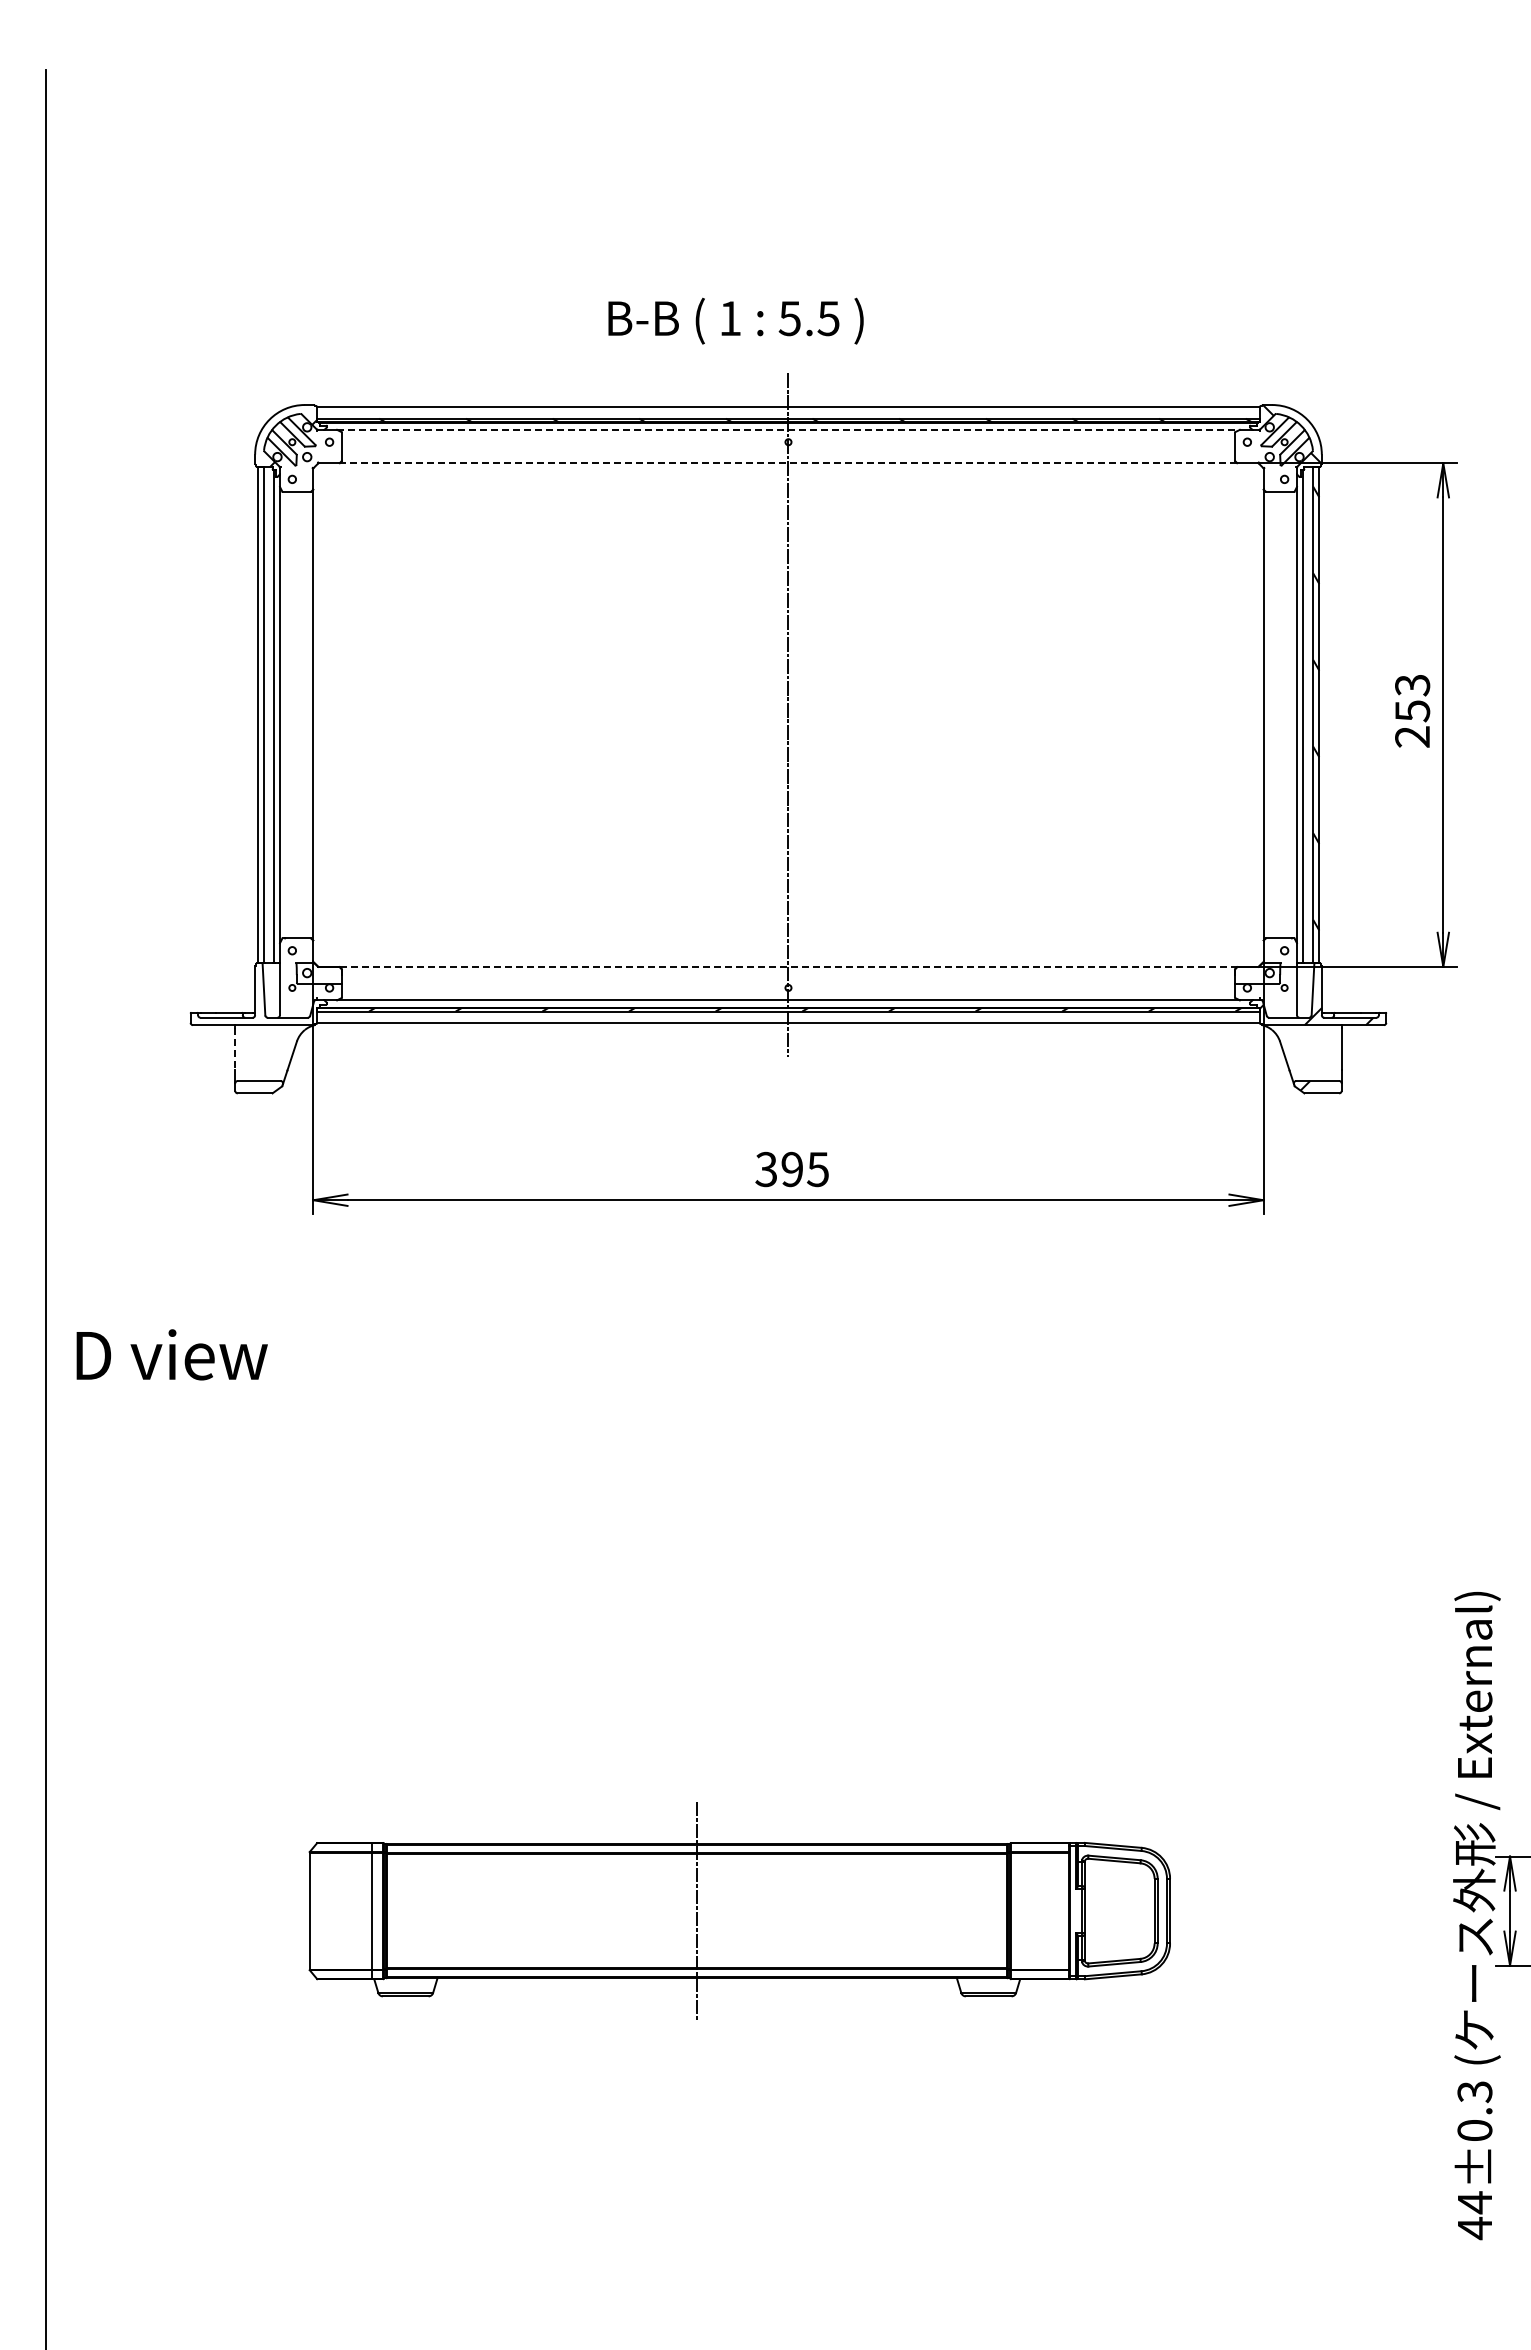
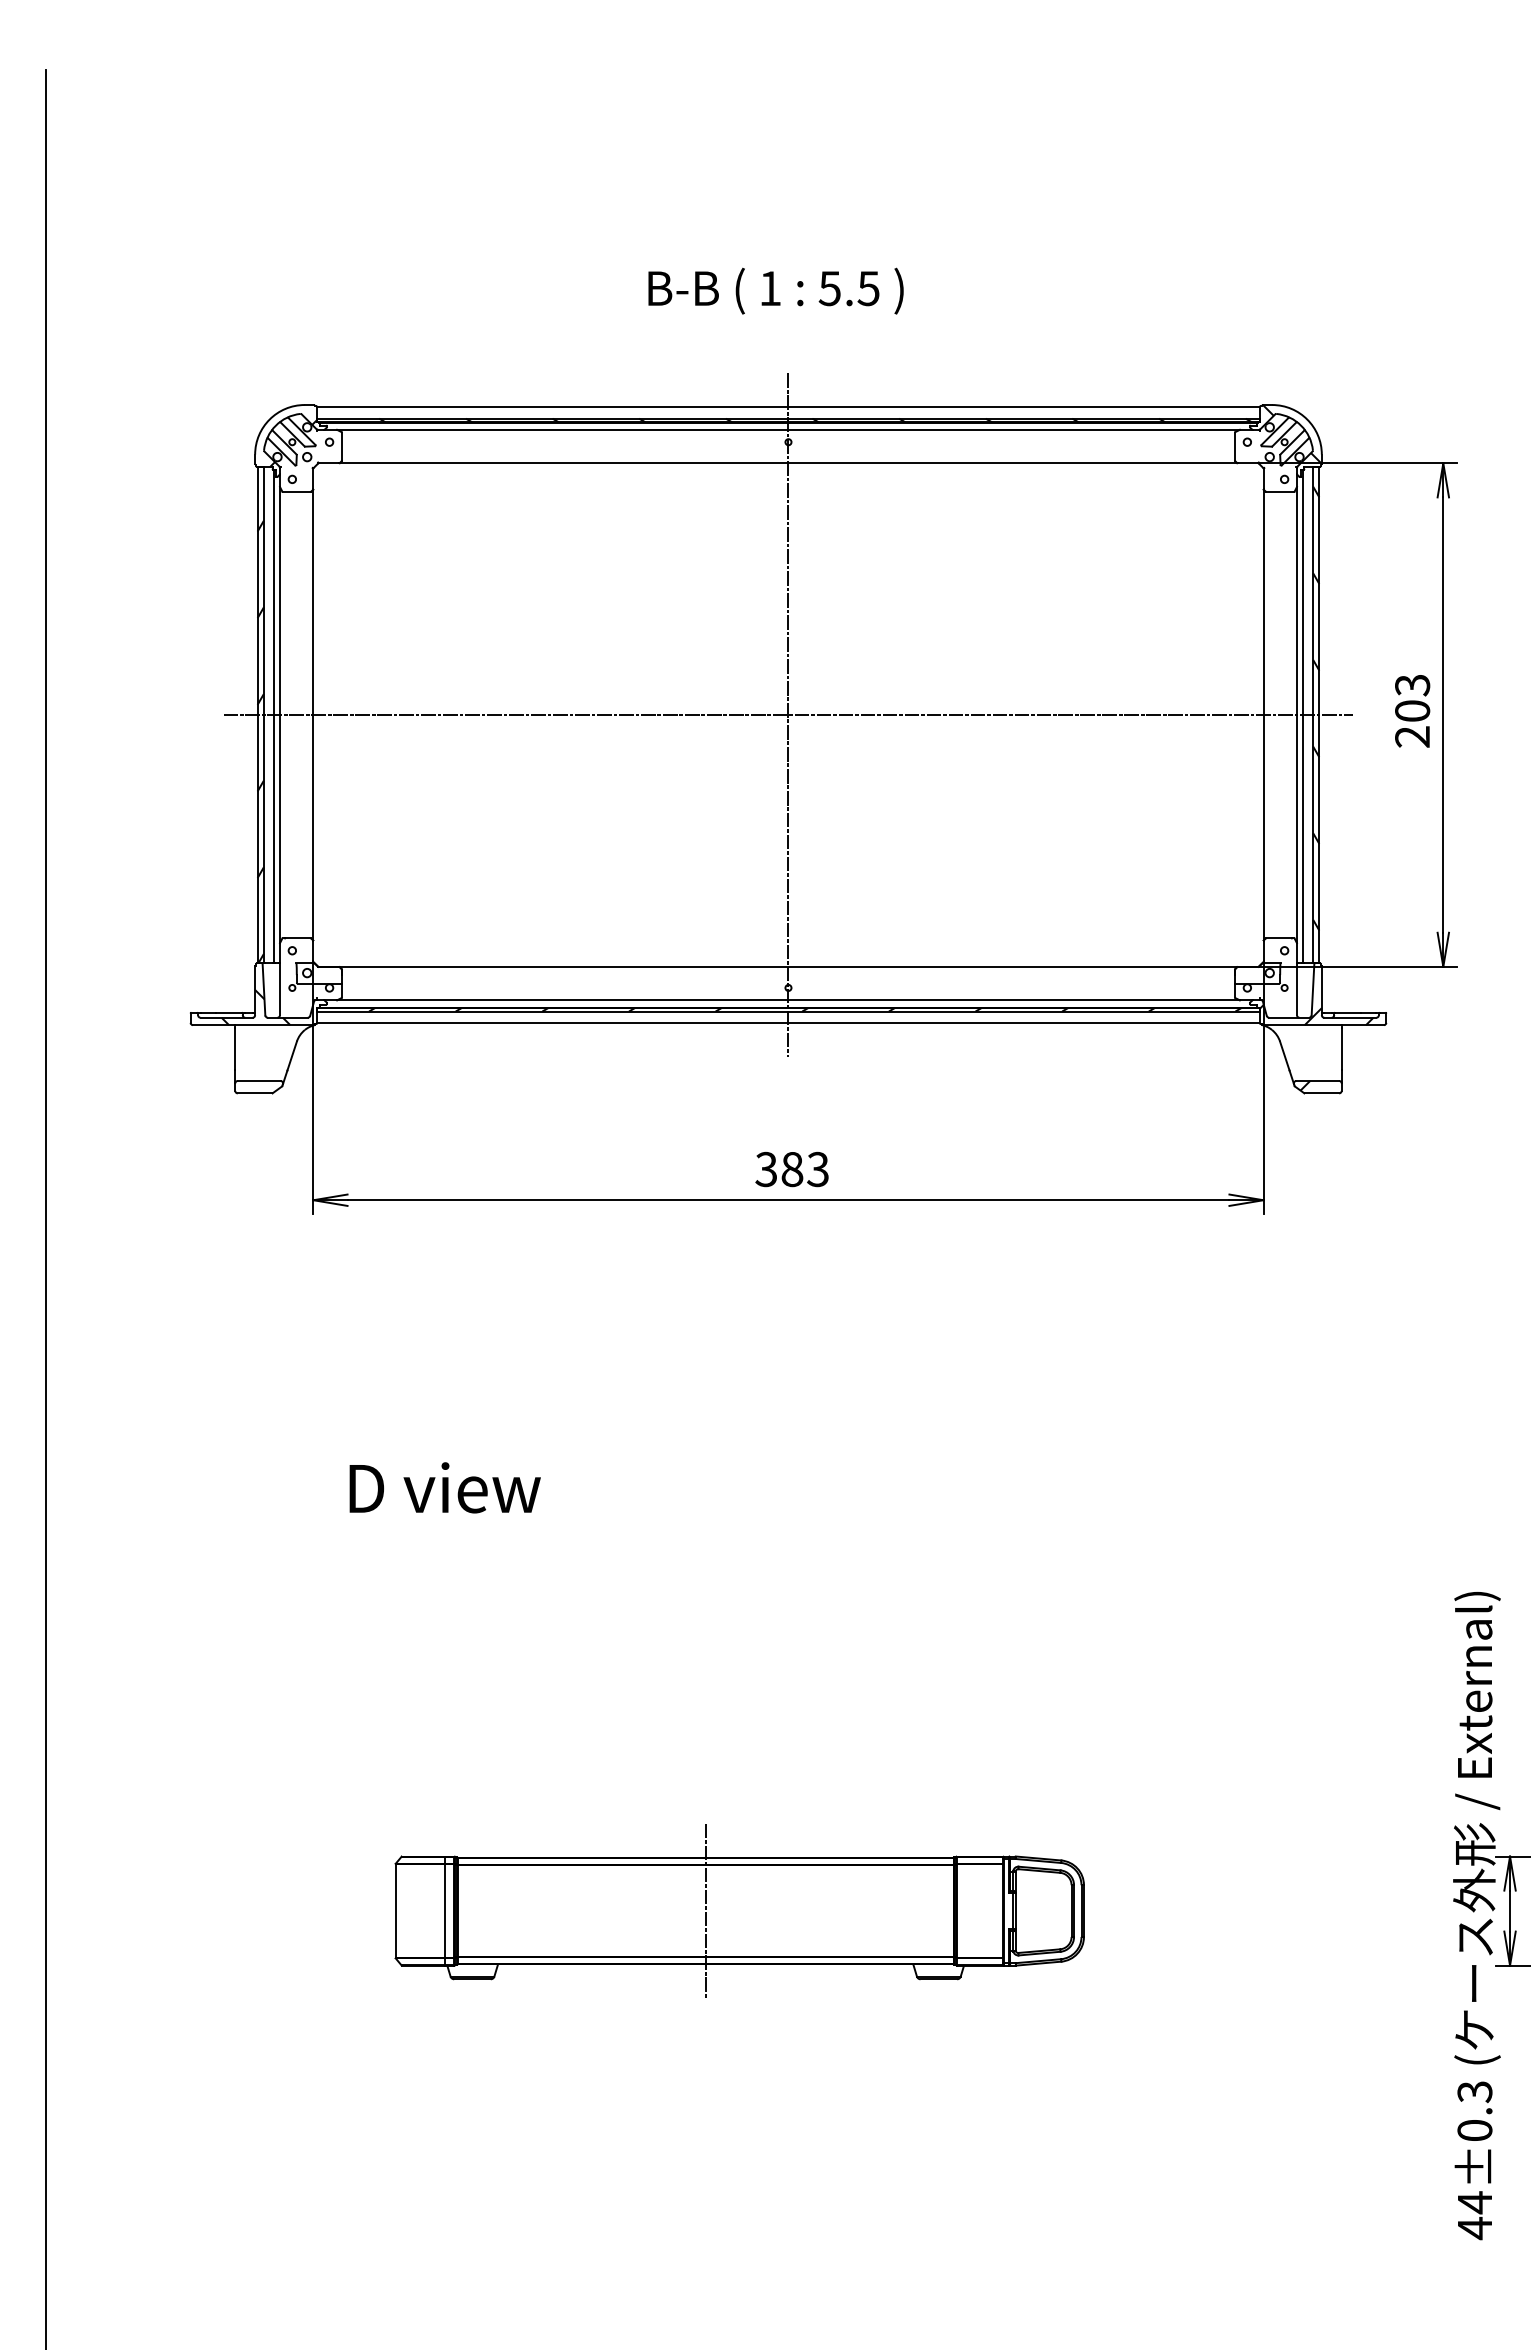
text position: (735, 320) -> (775, 290) (775, 290)
line: dashed -> solid (788, 429)
line: dashed -> solid (788, 463)
text: 253 -> 203 (1412, 711)
line: none -> present (788, 715)
hatch: none -> present (260, 741)
line: dashed -> solid (787, 966)
hatch: none -> present (255, 1007)
line: dashed -> solid (235, 1048)
text: 395 -> 383 (804, 1169)
text position: (171, 1354) -> (444, 1487) (444, 1487)
part size: 863x218 px -> 691x174 px (739, 1910)
